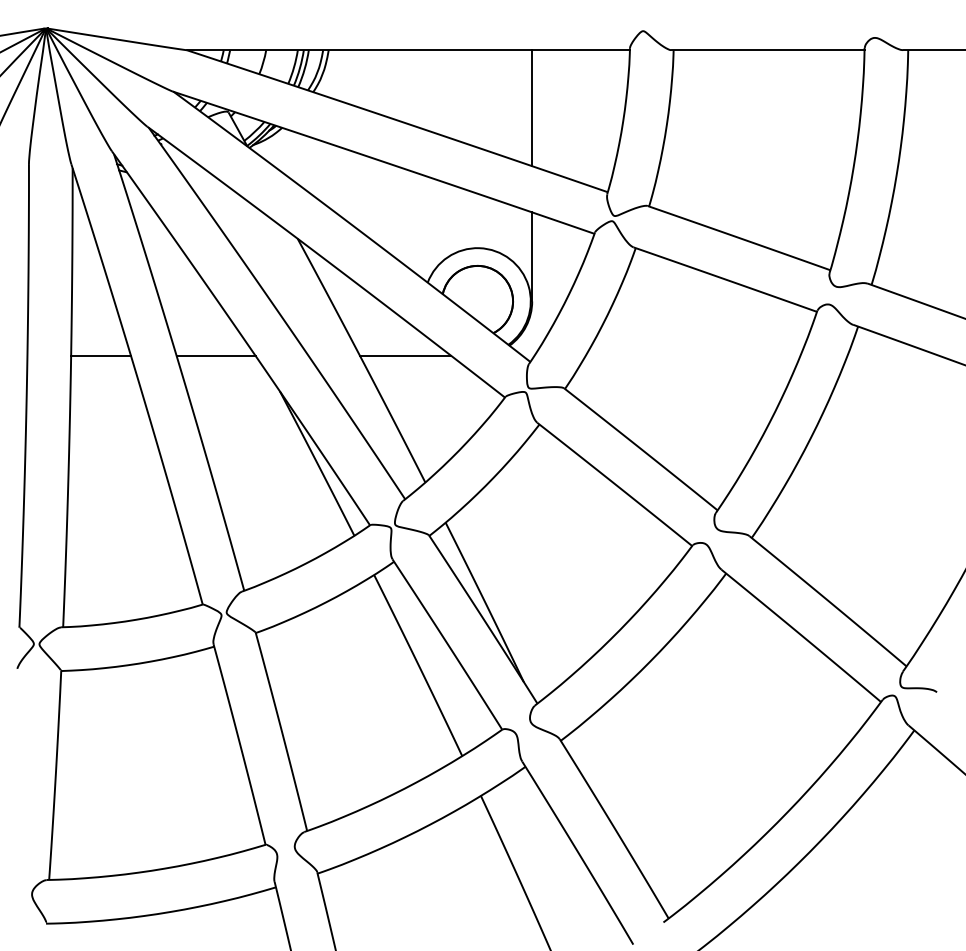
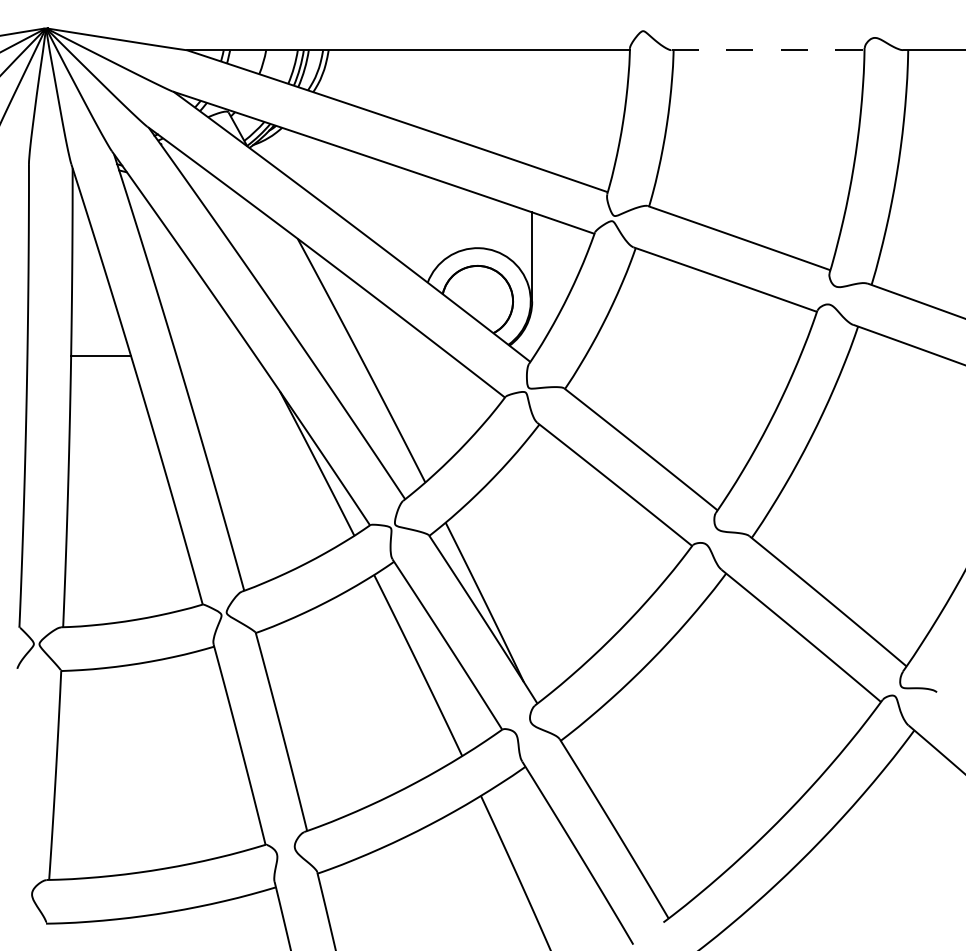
line: solid -> dashed (768, 50)
line: present -> none (532, 108)
line: present -> none (215, 356)
line: present -> none (405, 356)
